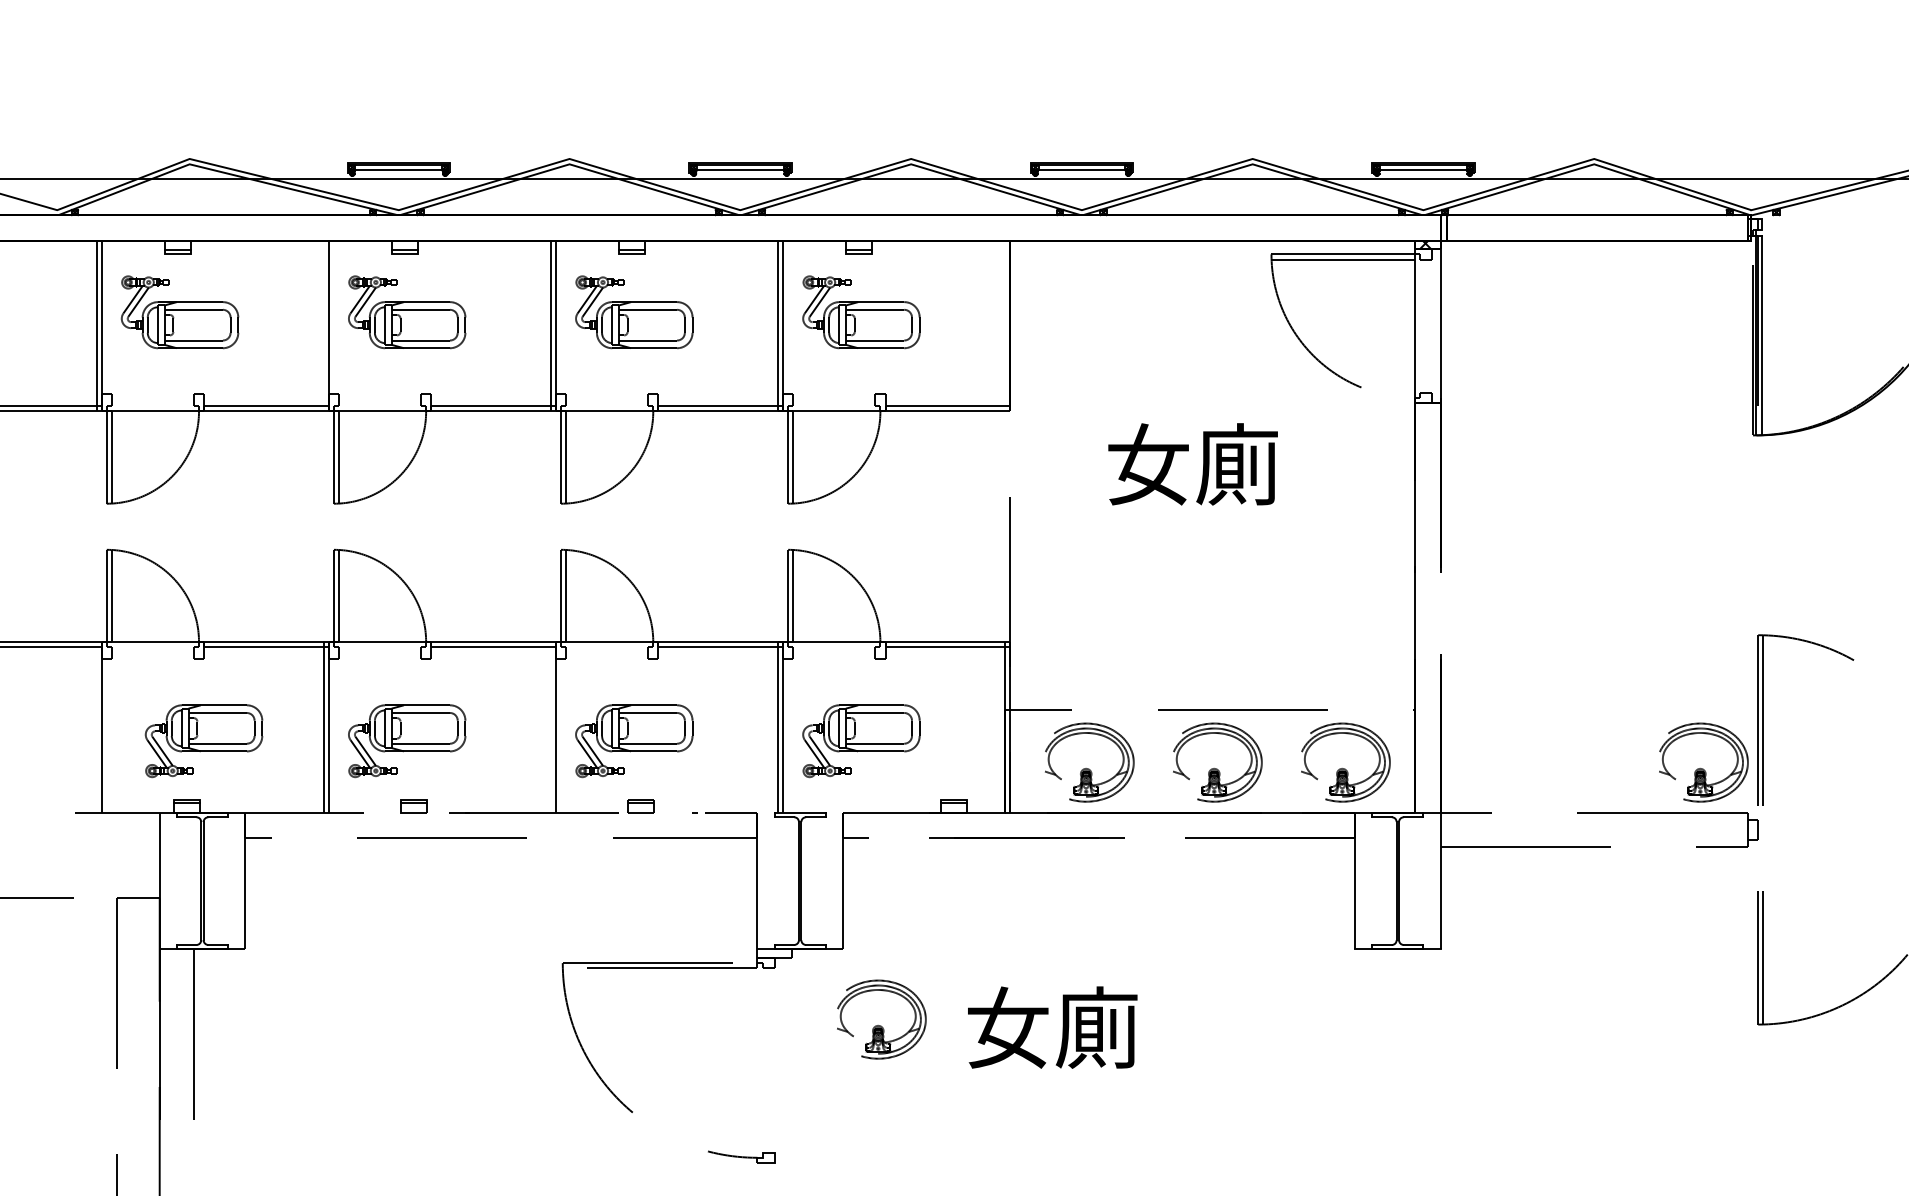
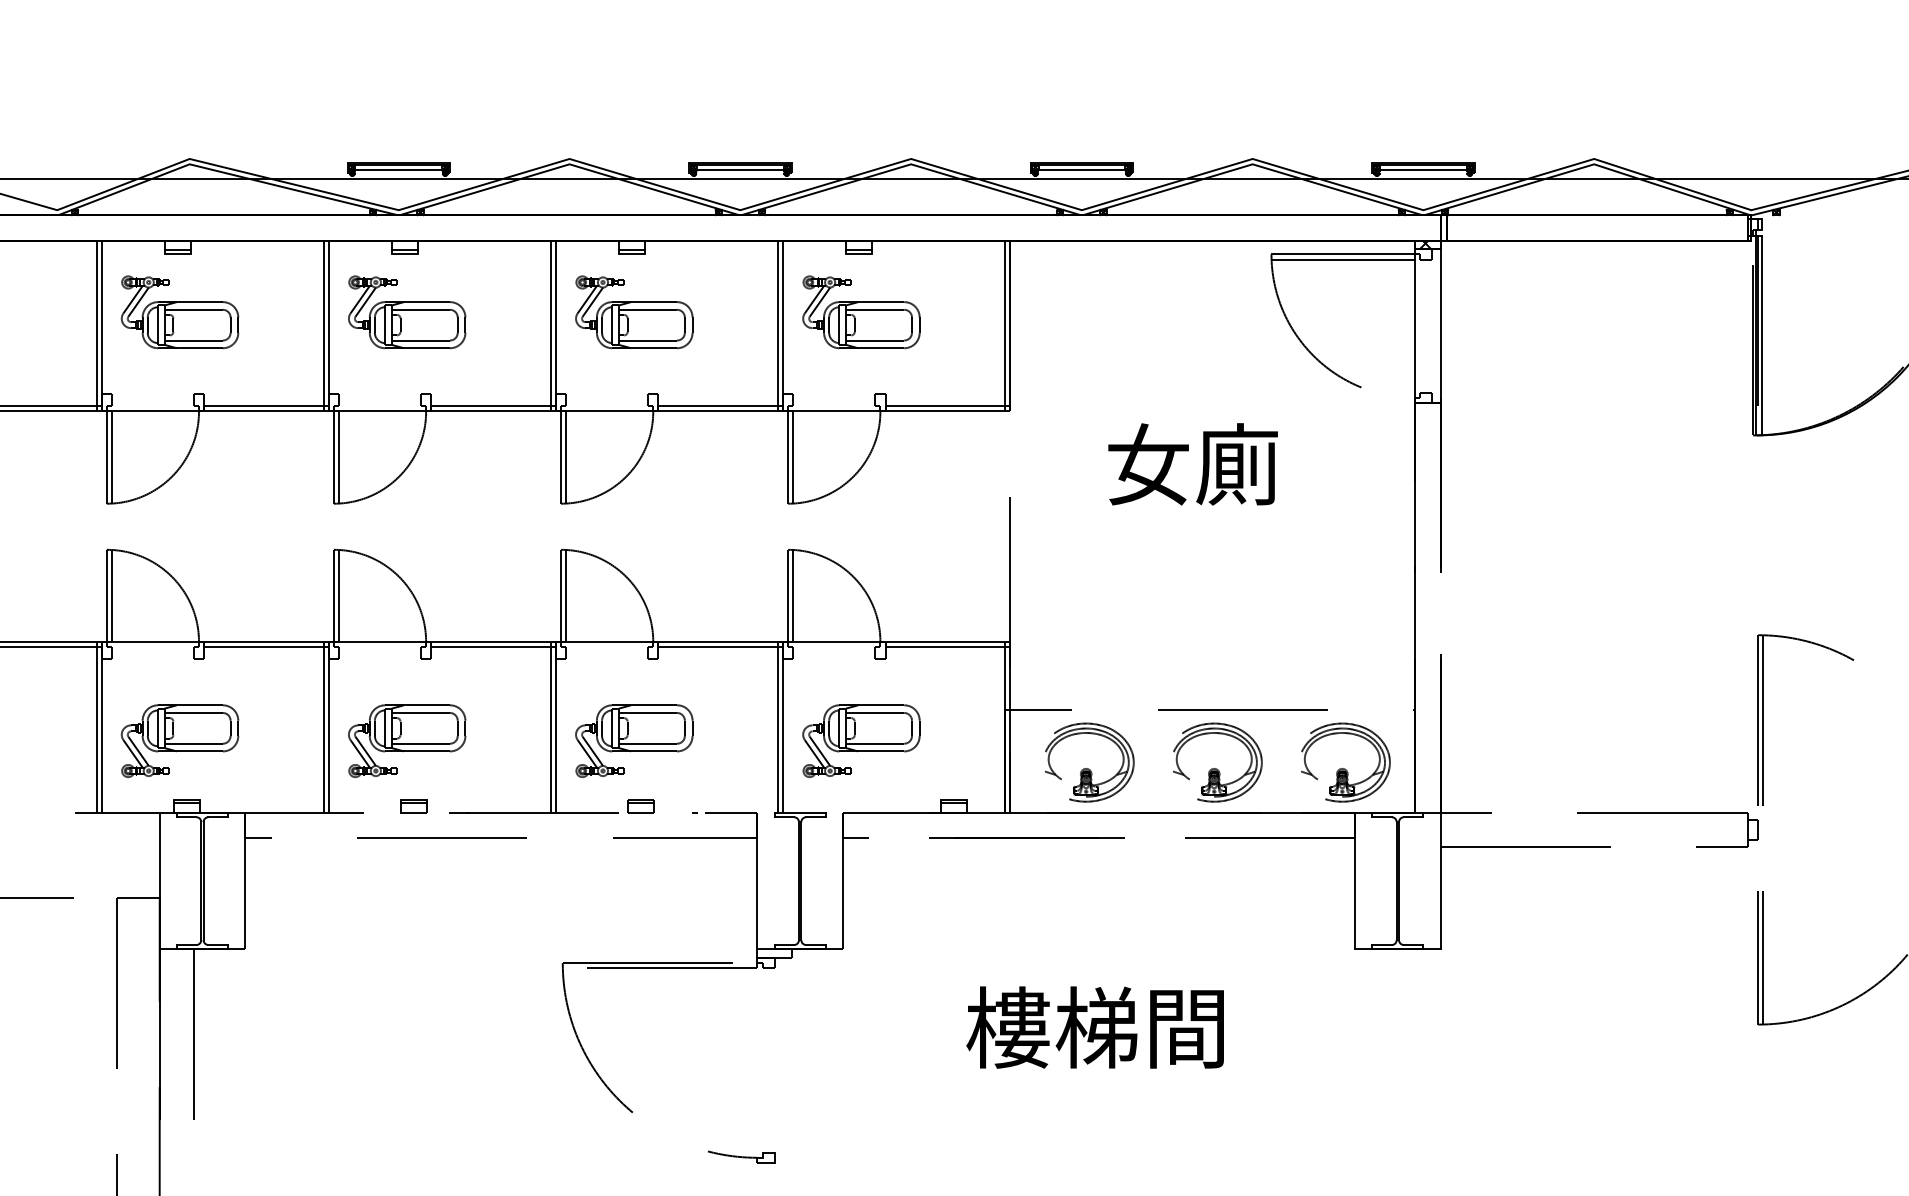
line: none -> present (323, 325)
line: none -> present (1005, 325)
line: none -> present (96, 727)
line: none -> present (550, 727)
part position: (203, 741) -> (179, 741) (179, 741)
part: present -> none (1703, 762)
part: present -> none (881, 1019)
text: 女廁 -> 樓梯間 (1094, 1027)
